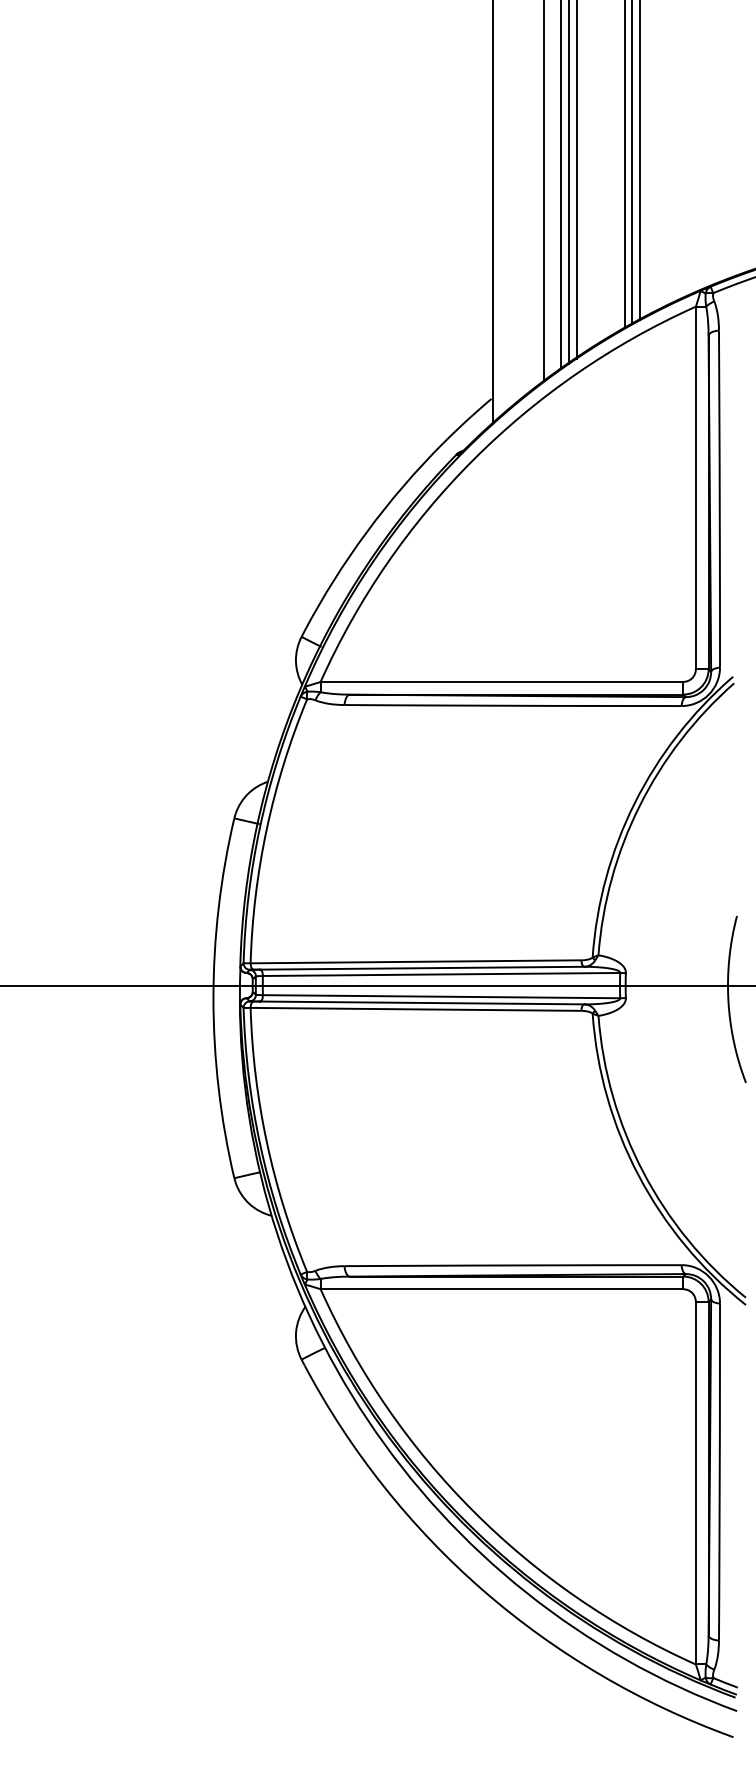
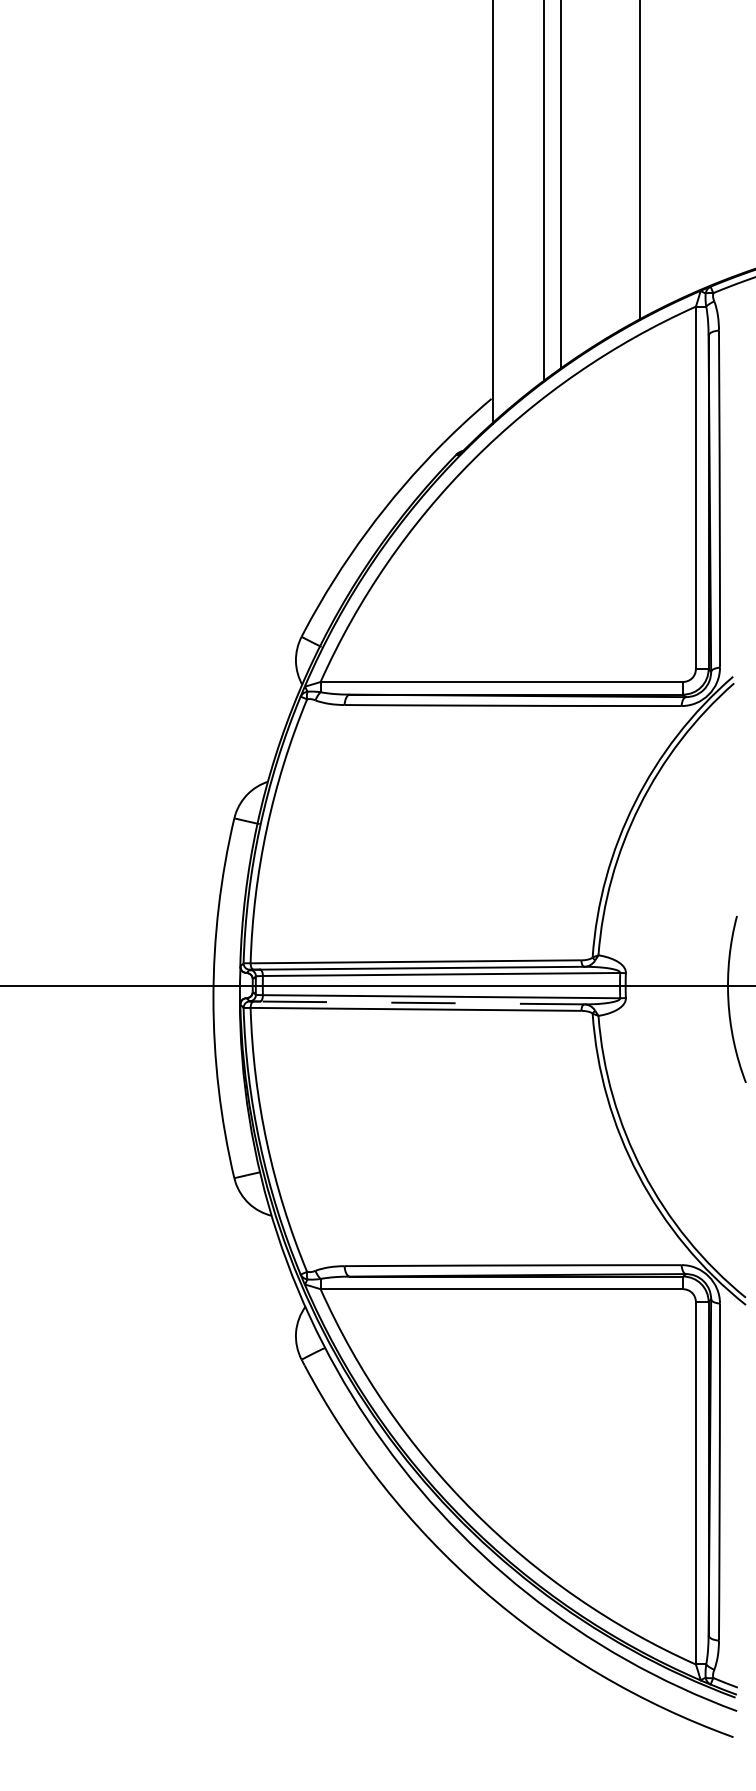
line: present -> none (632, 163)
line: present -> none (624, 164)
line: present -> none (576, 180)
line: present -> none (569, 183)
line: solid -> dashed (421, 1002)
